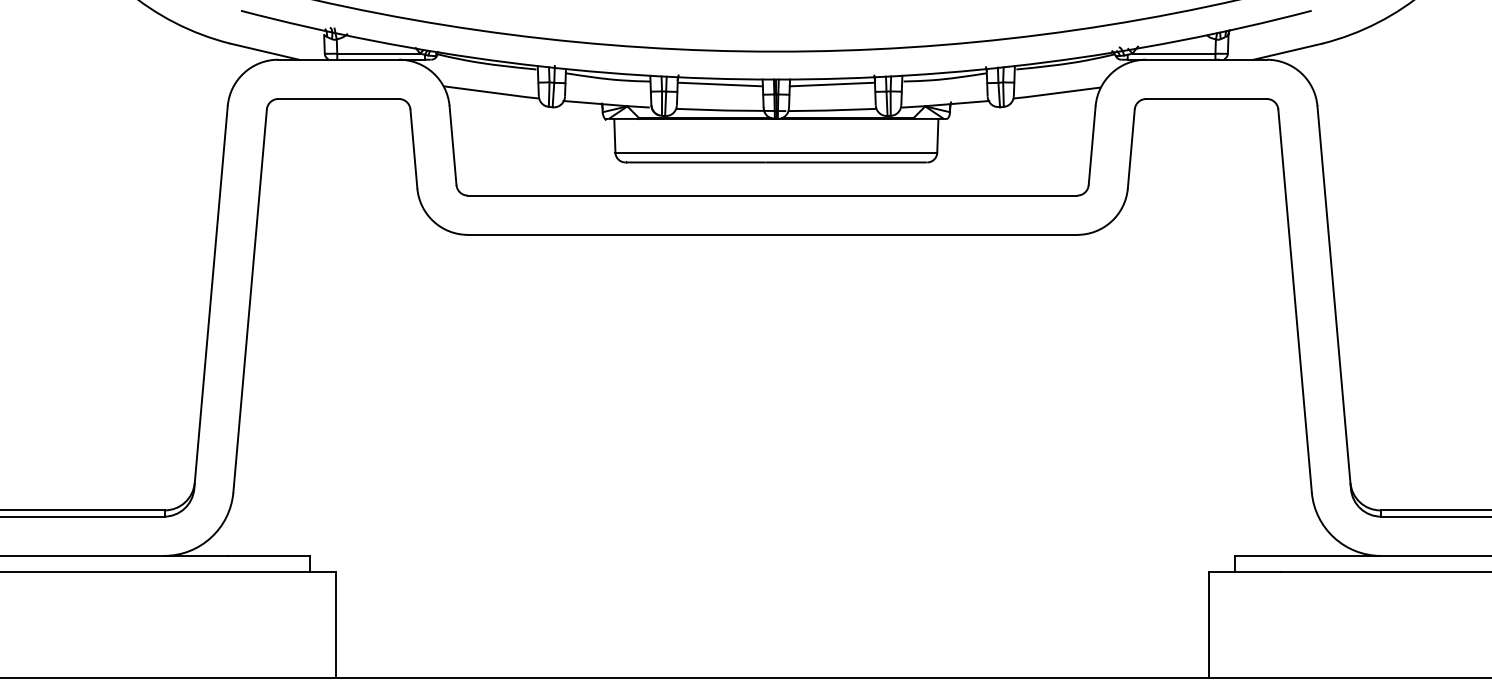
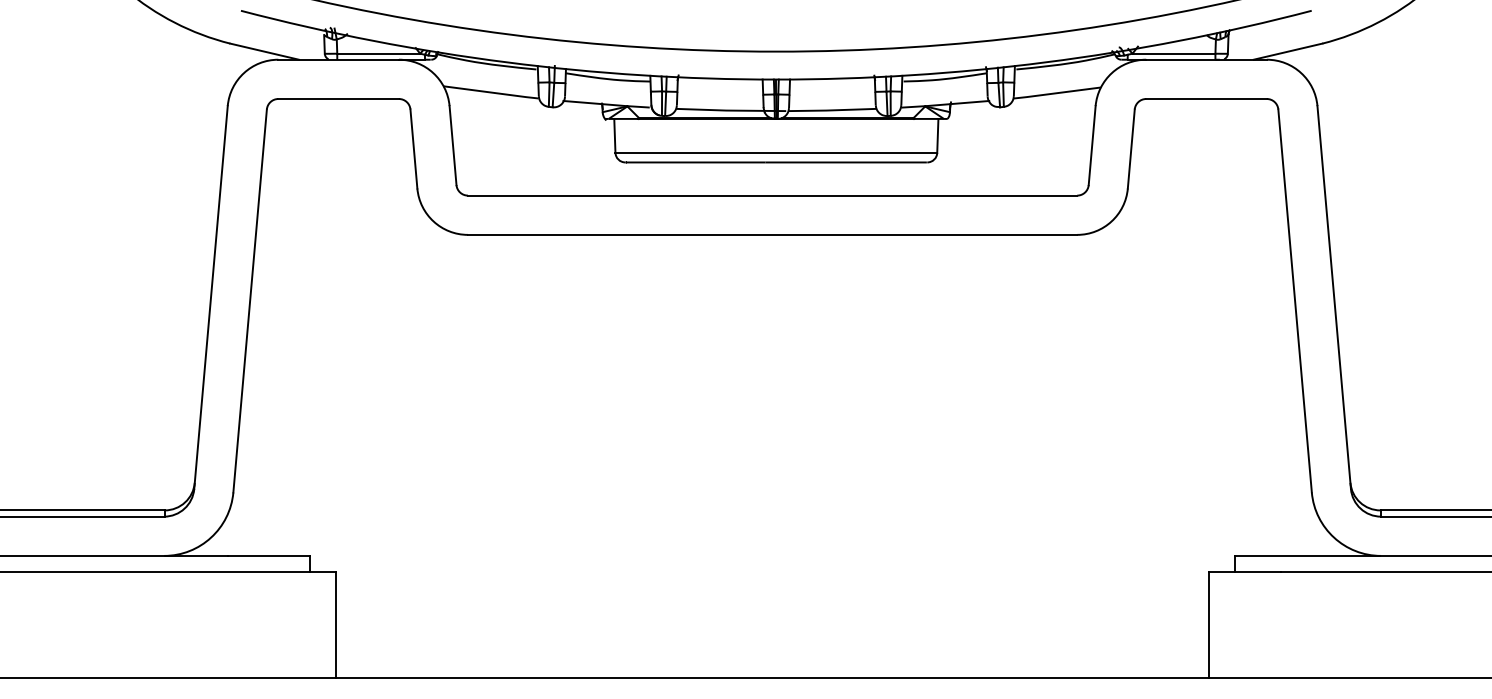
line: present -> none (720, 84)
line: present -> none (831, 84)
